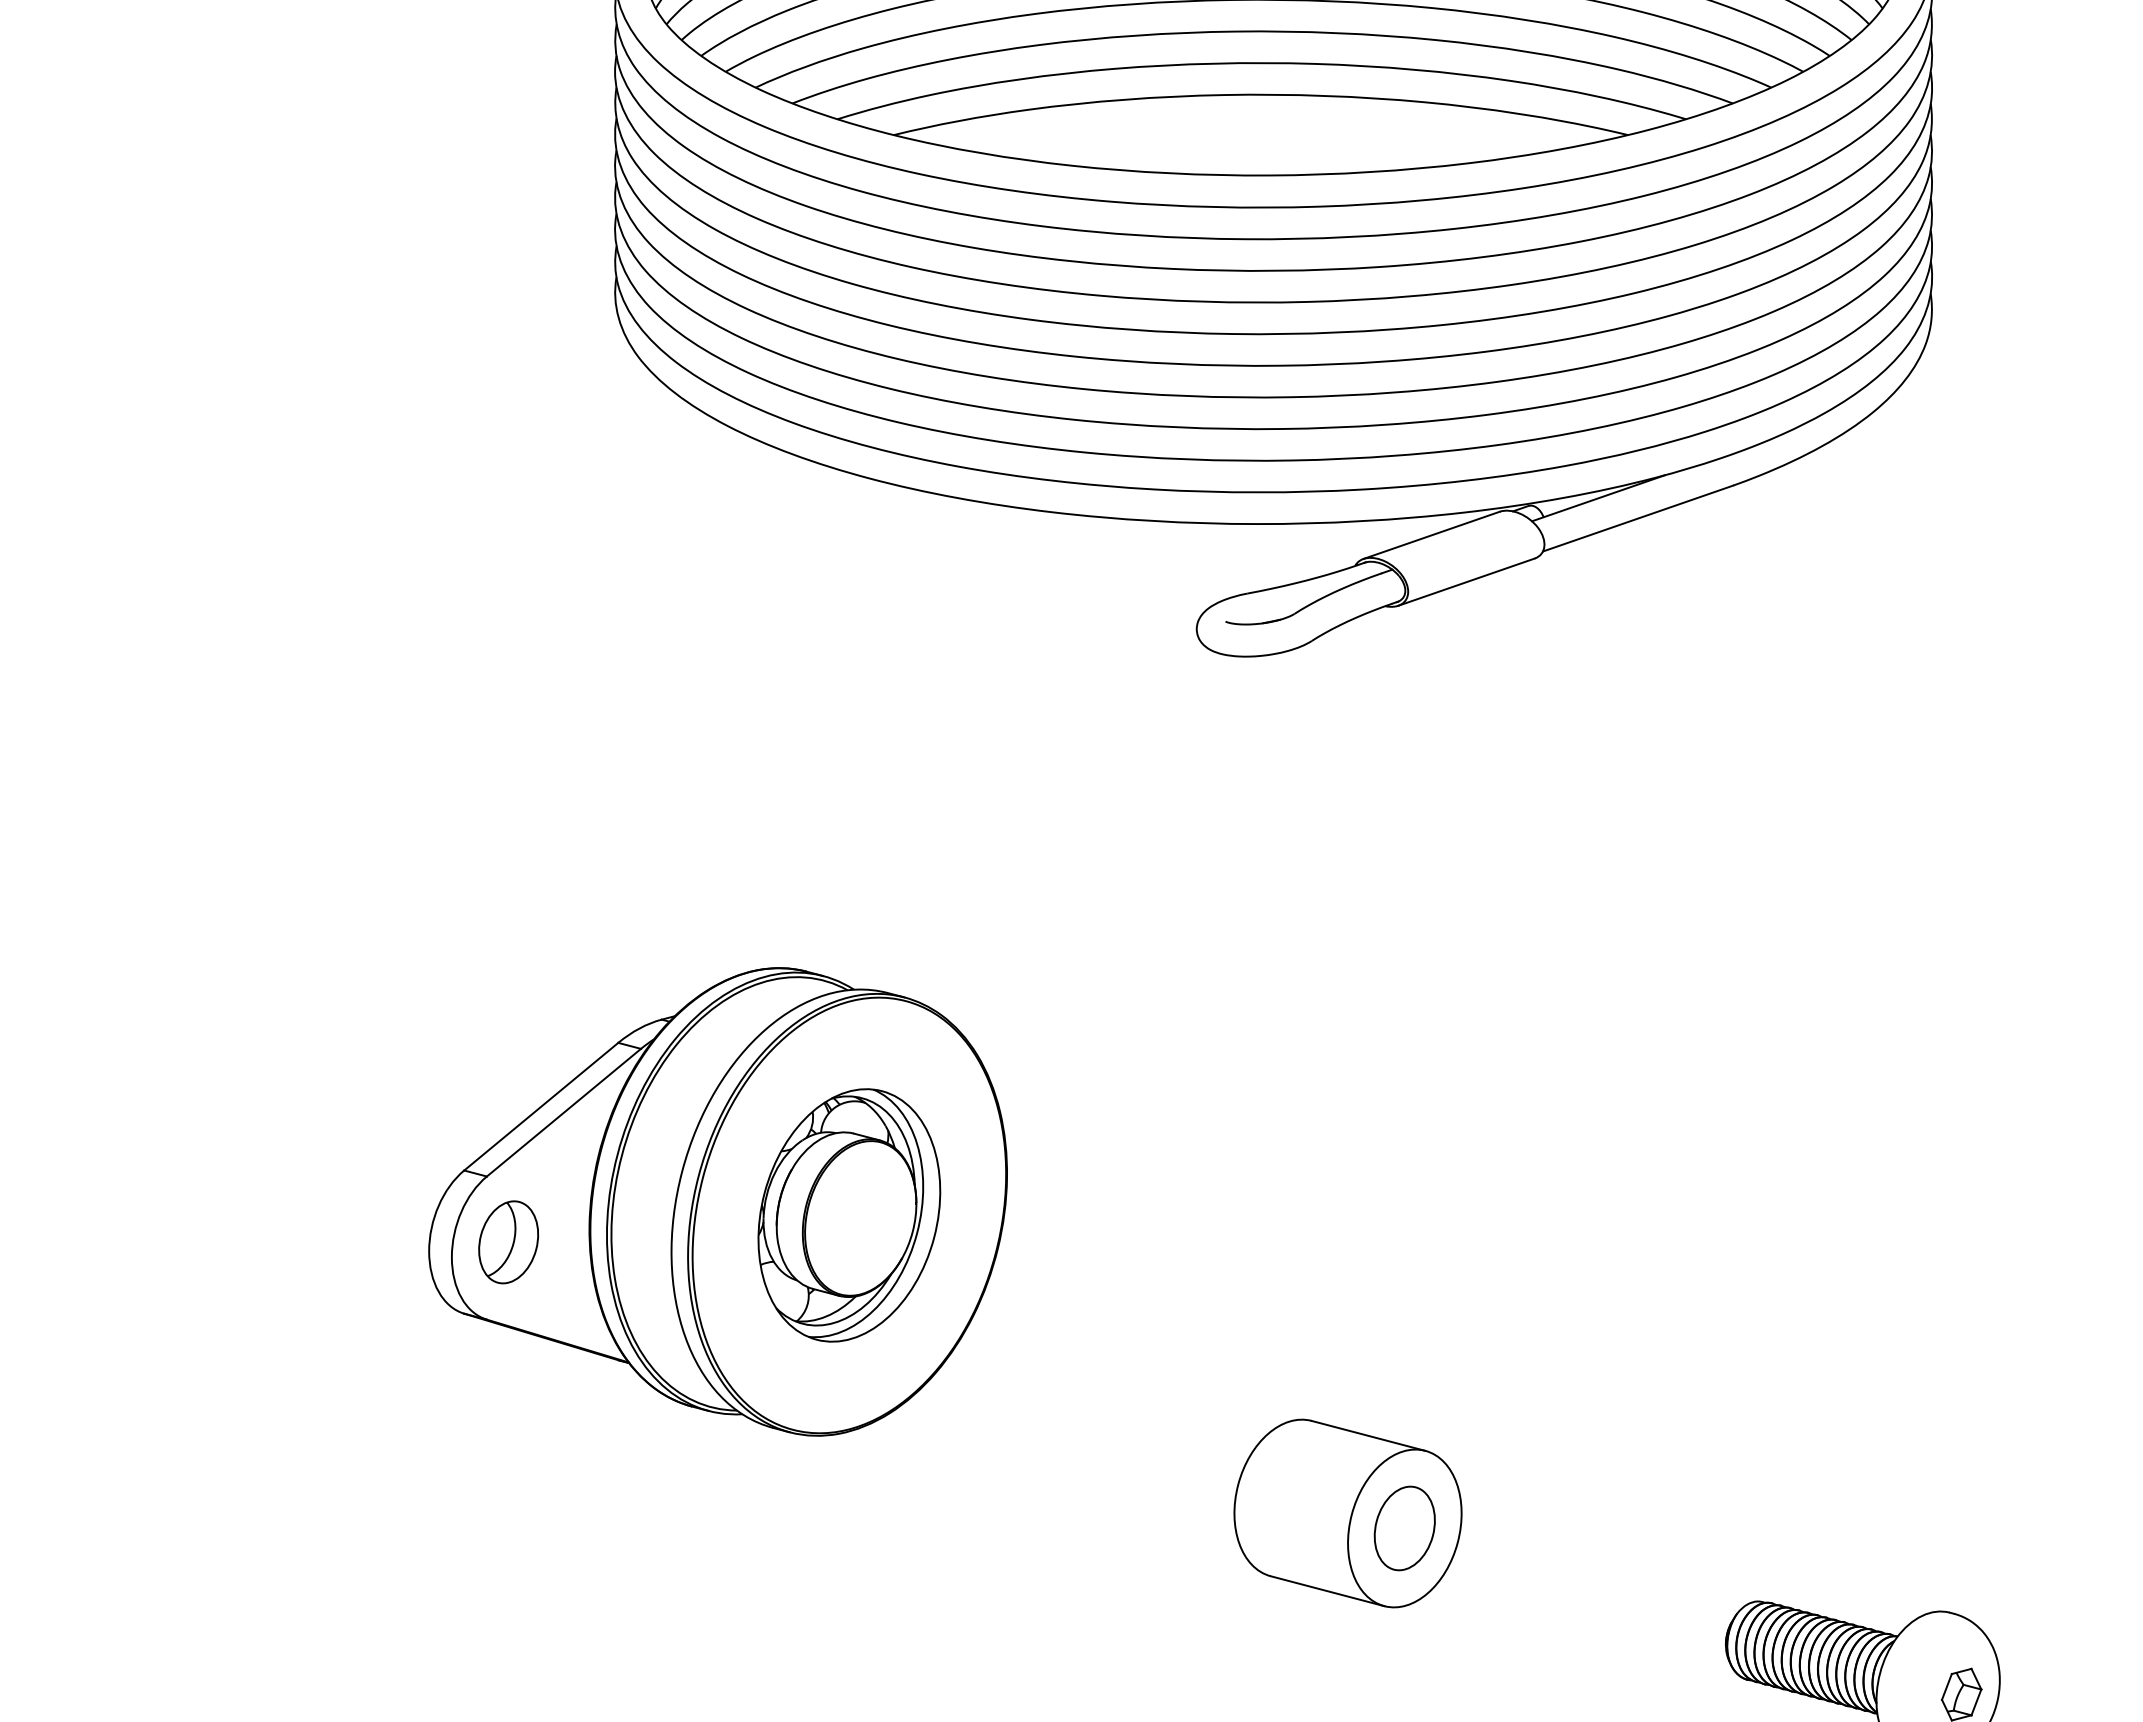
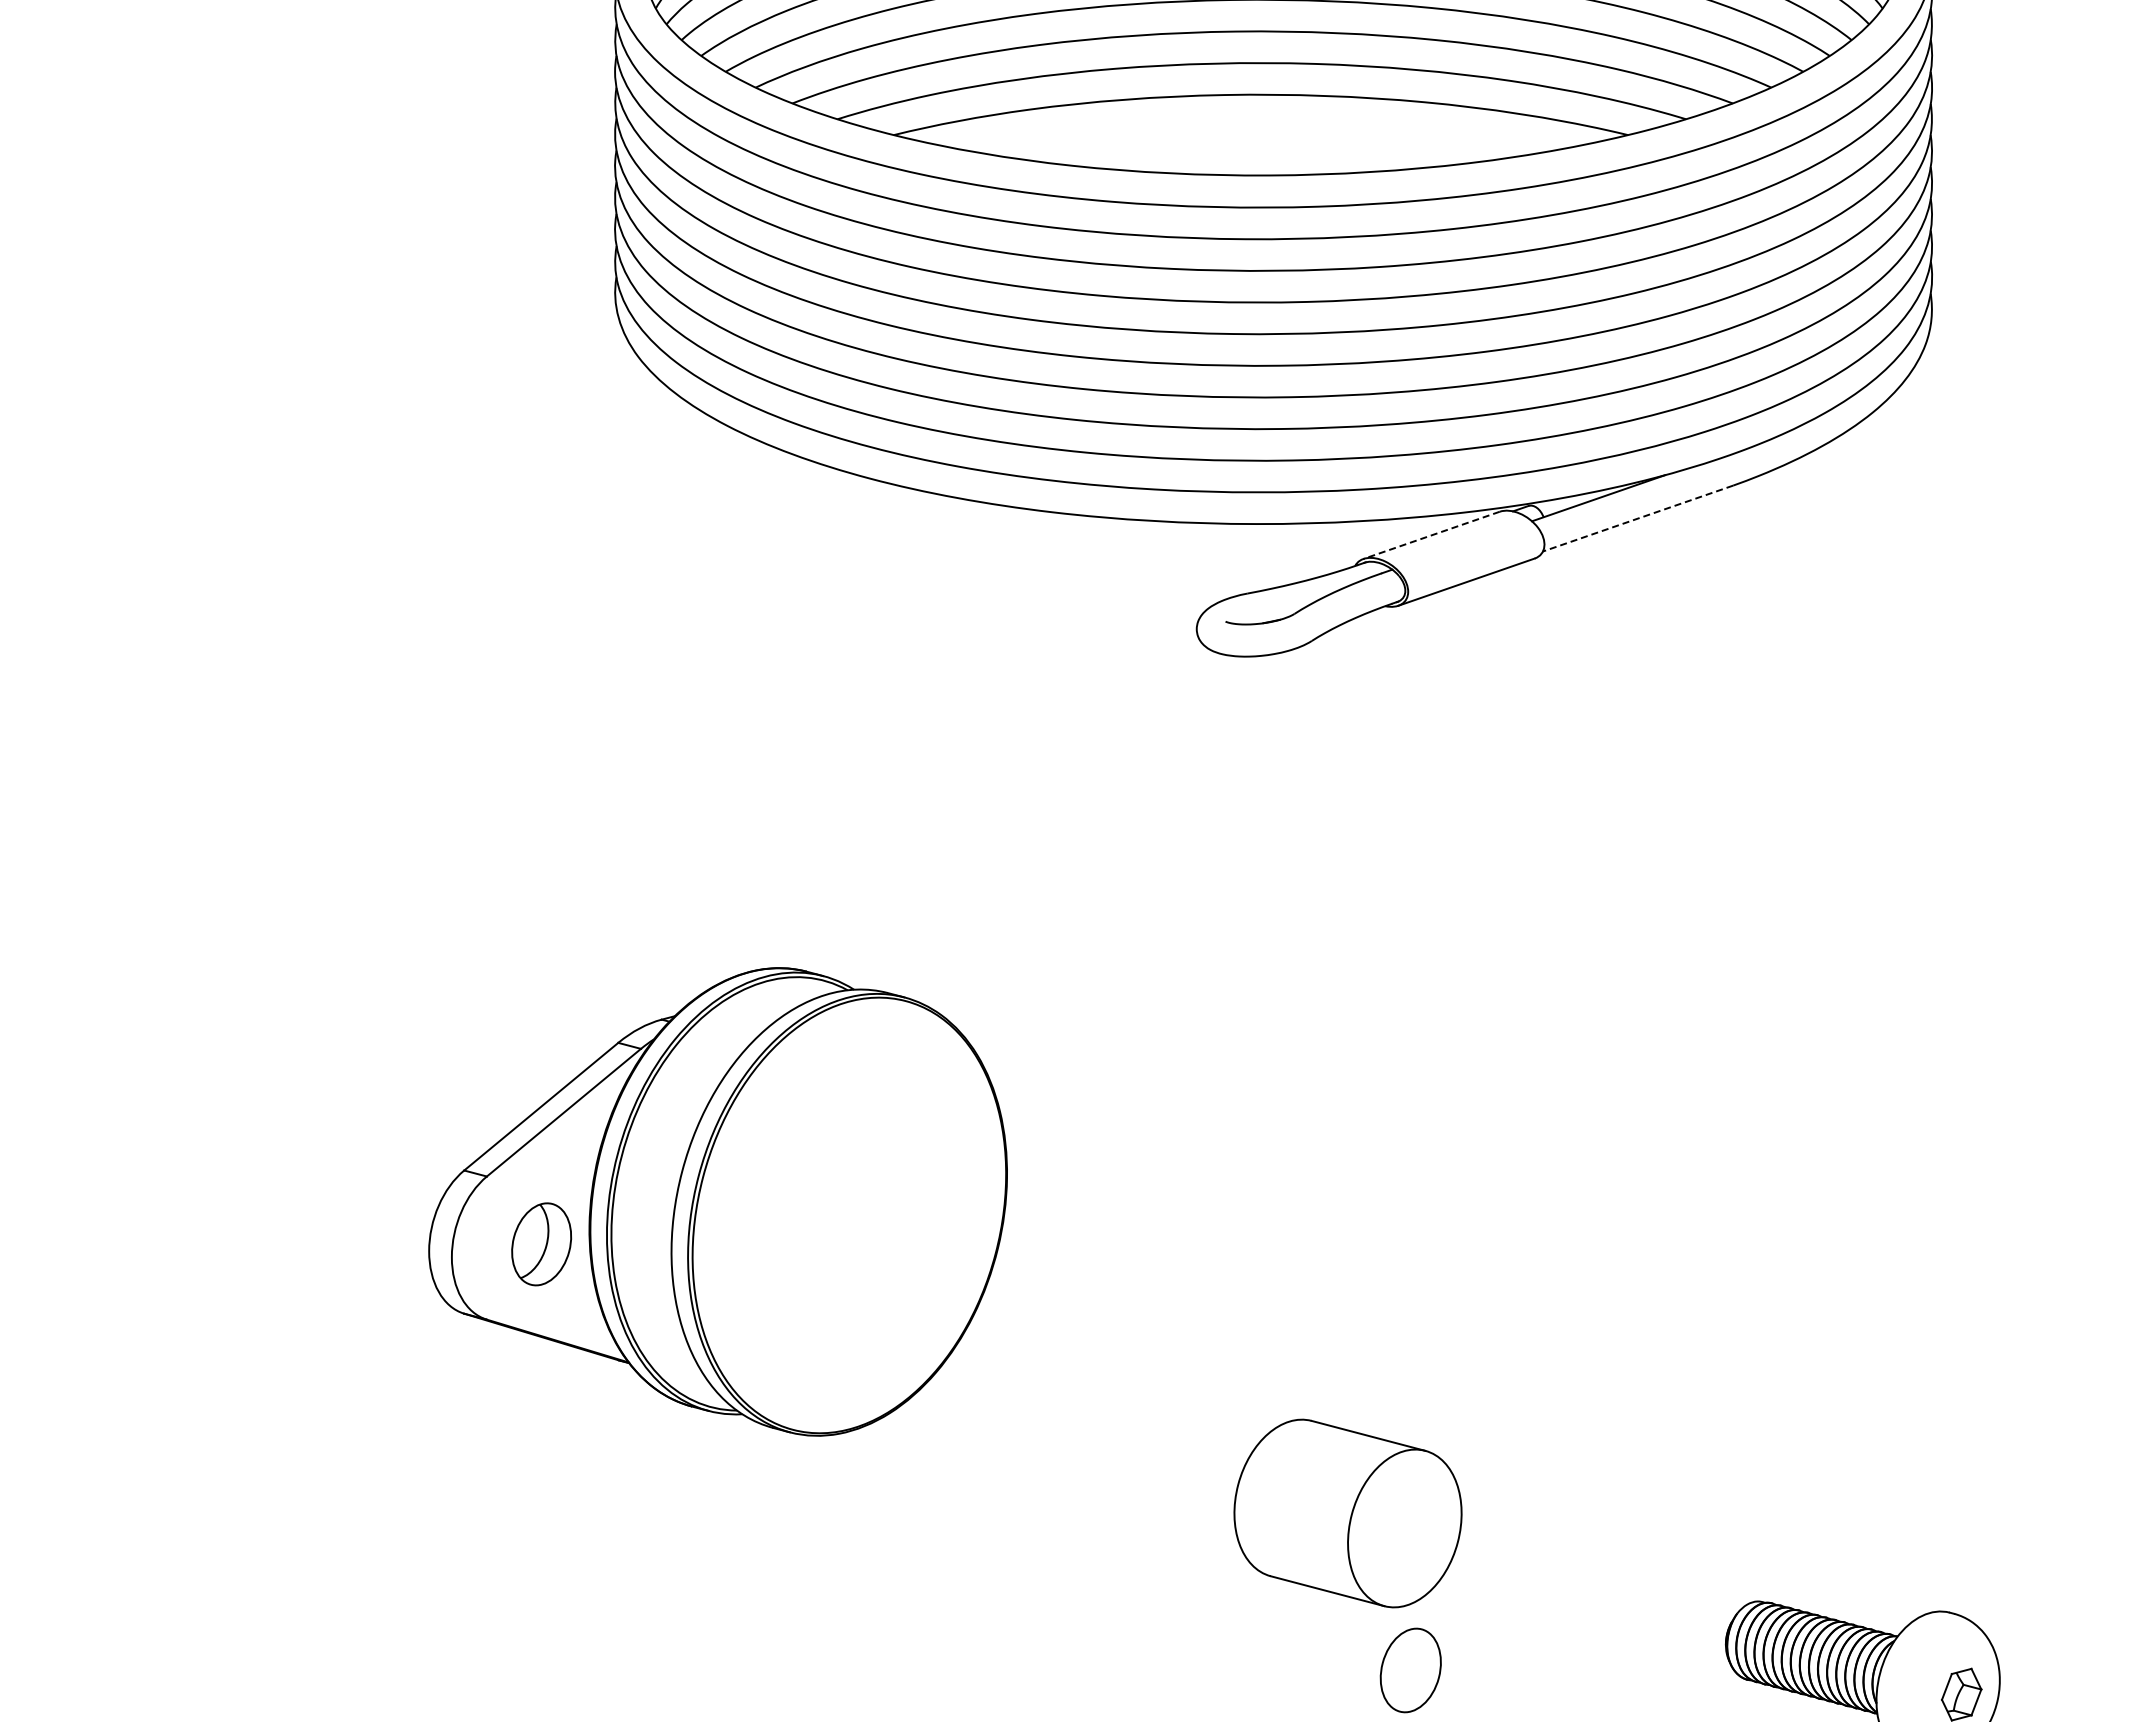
line: solid -> dashed (1638, 518)
line: solid -> dashed (1431, 535)
part: present -> none (849, 1215)
part position: (508, 1242) -> (541, 1244) (541, 1244)
part position: (1404, 1528) -> (1410, 1670) (1410, 1670)
